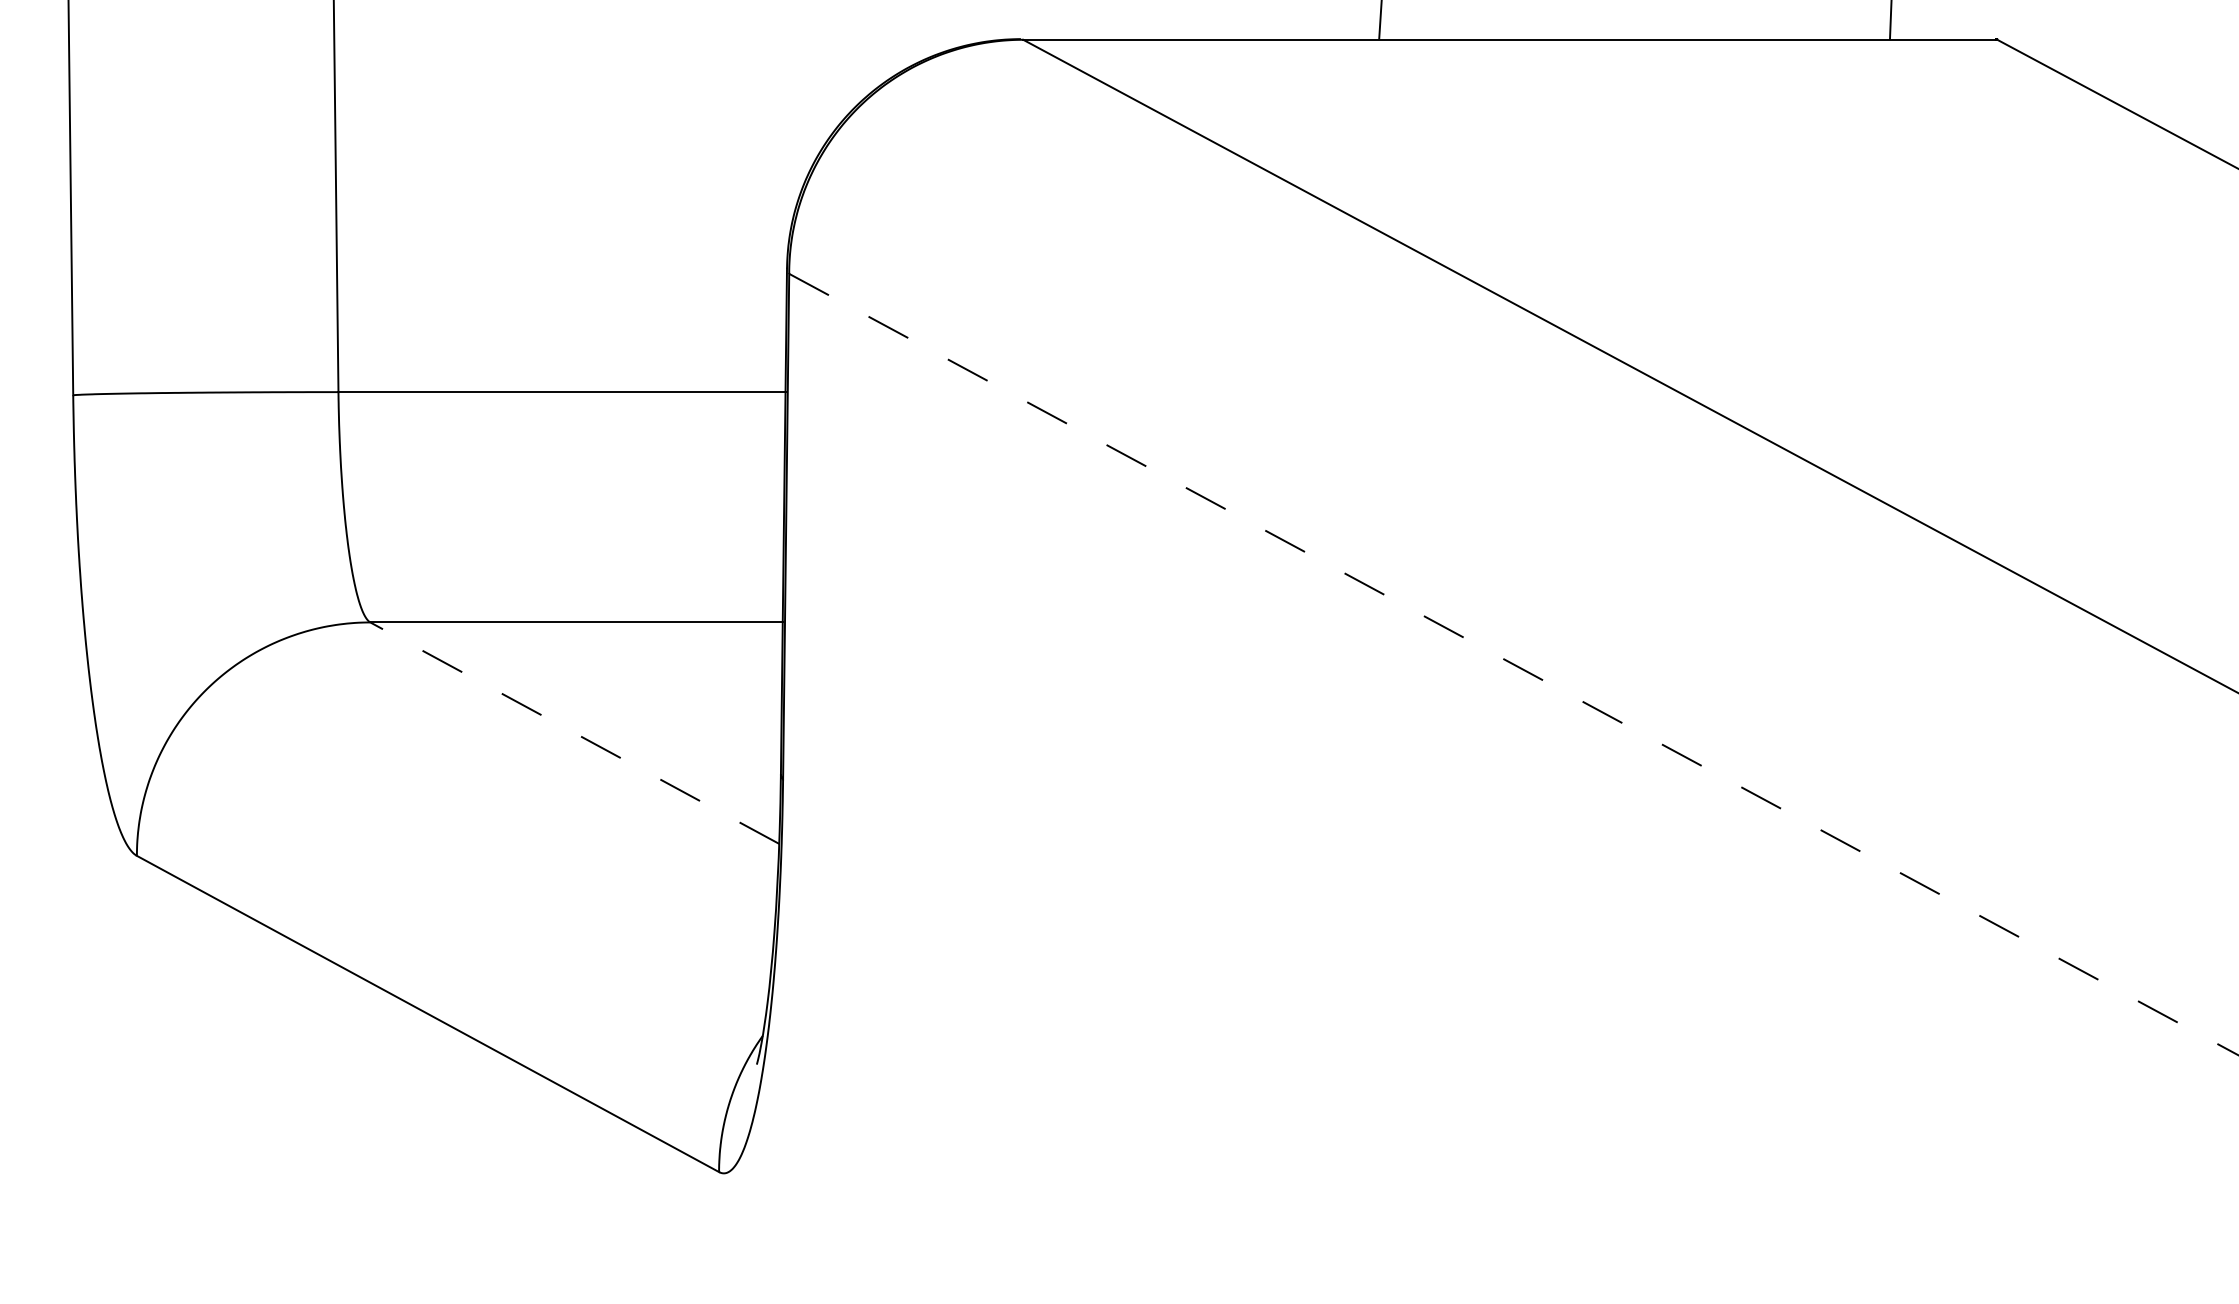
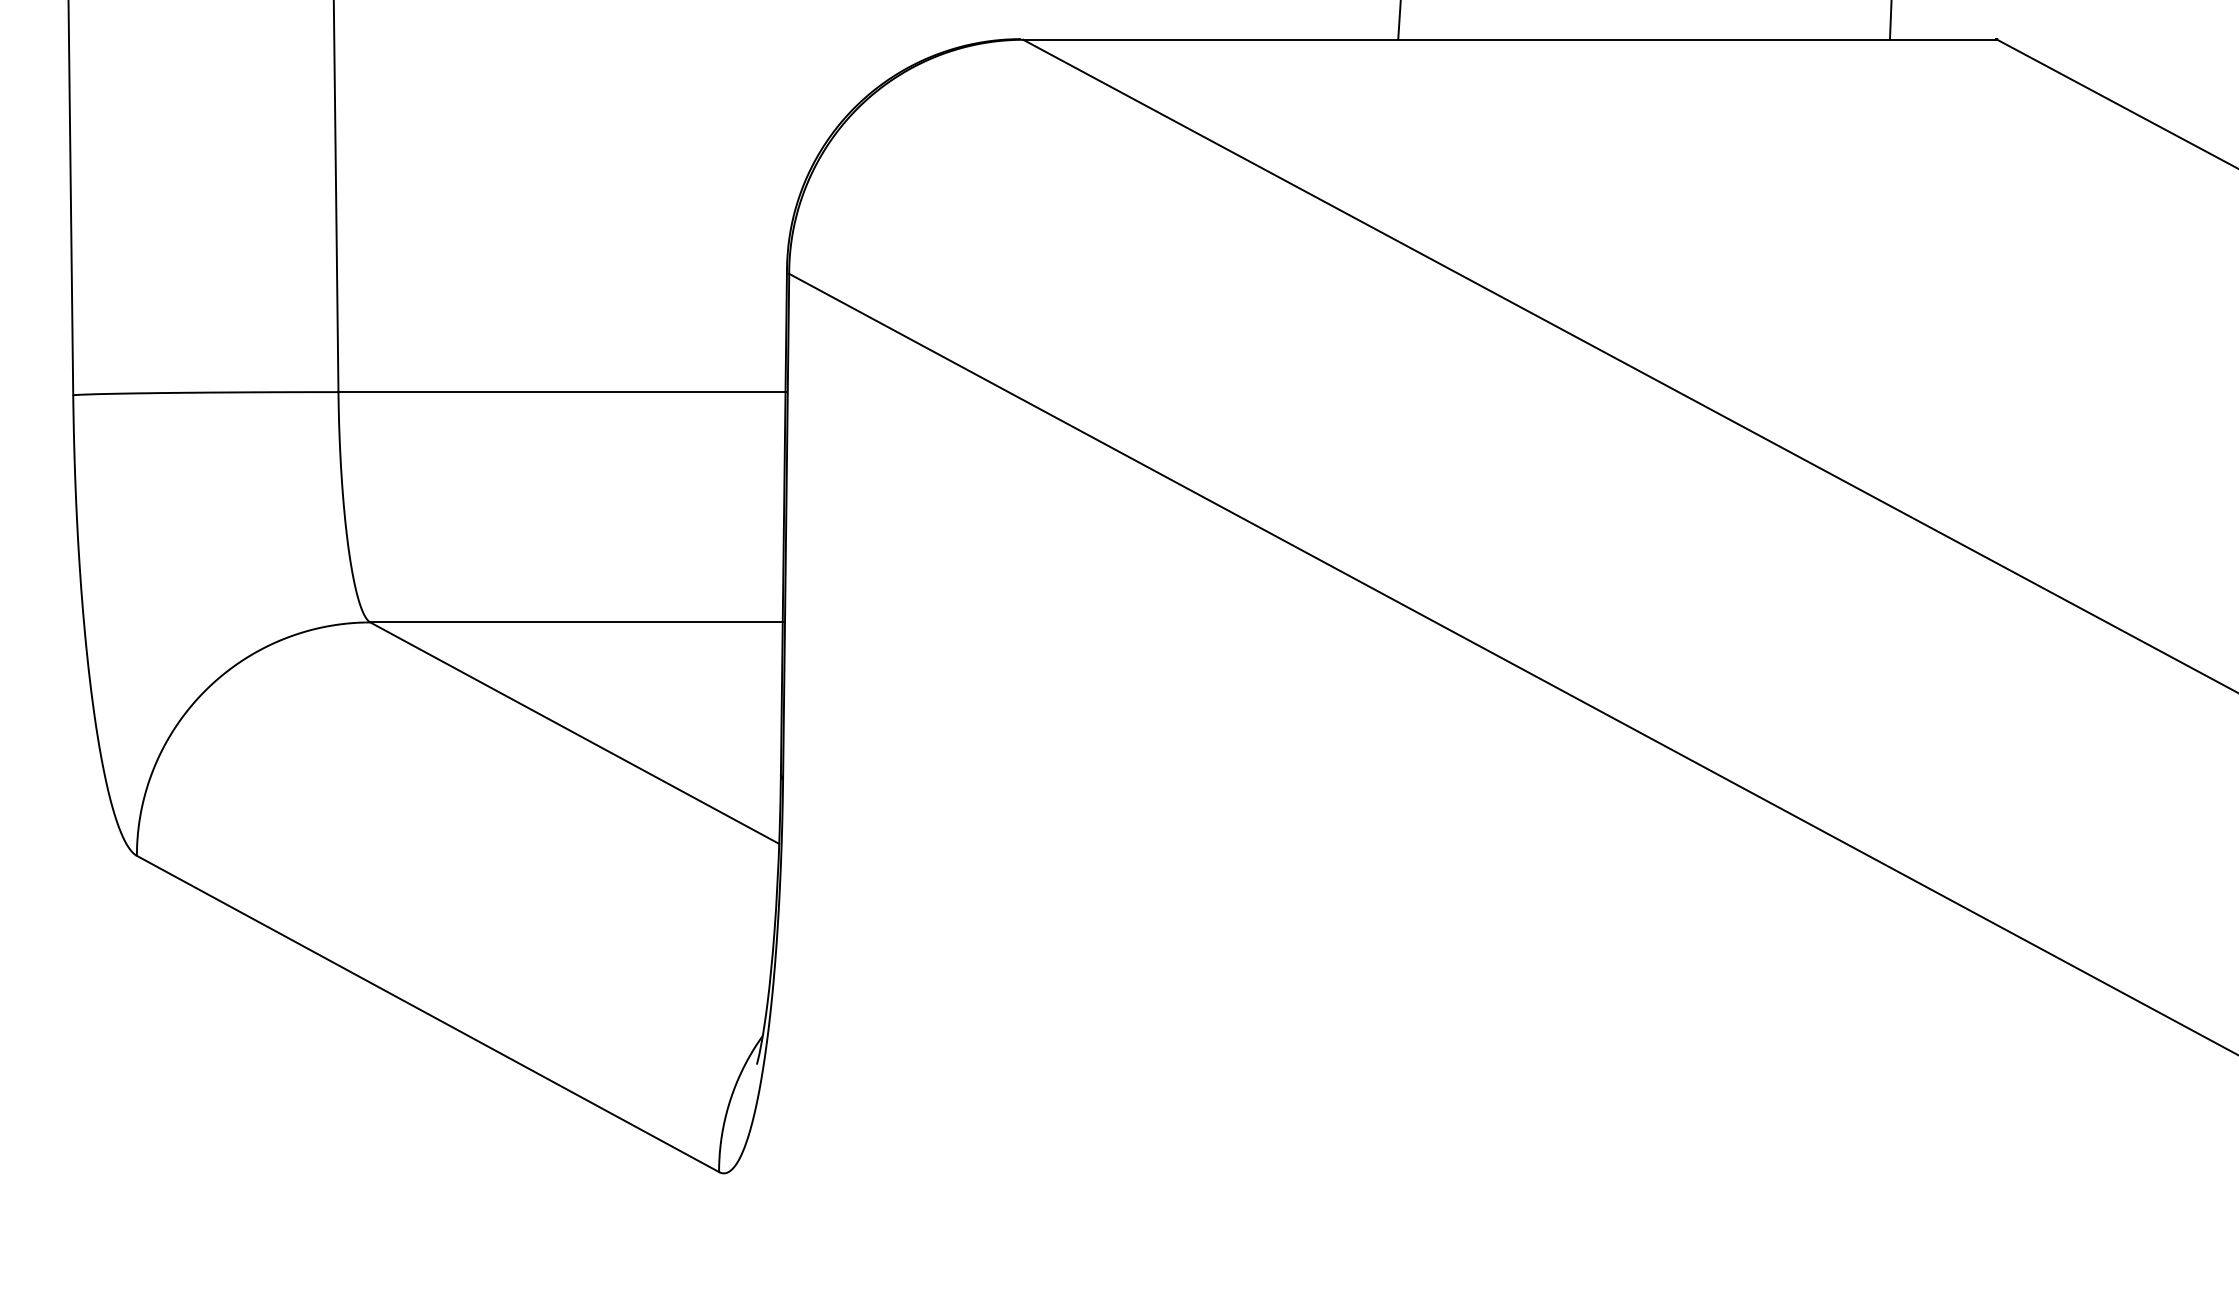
line position: (1380, 20) -> (1399, 20) (1399, 20)
line: dashed -> solid (1514, 664)
line: dashed -> solid (574, 733)
